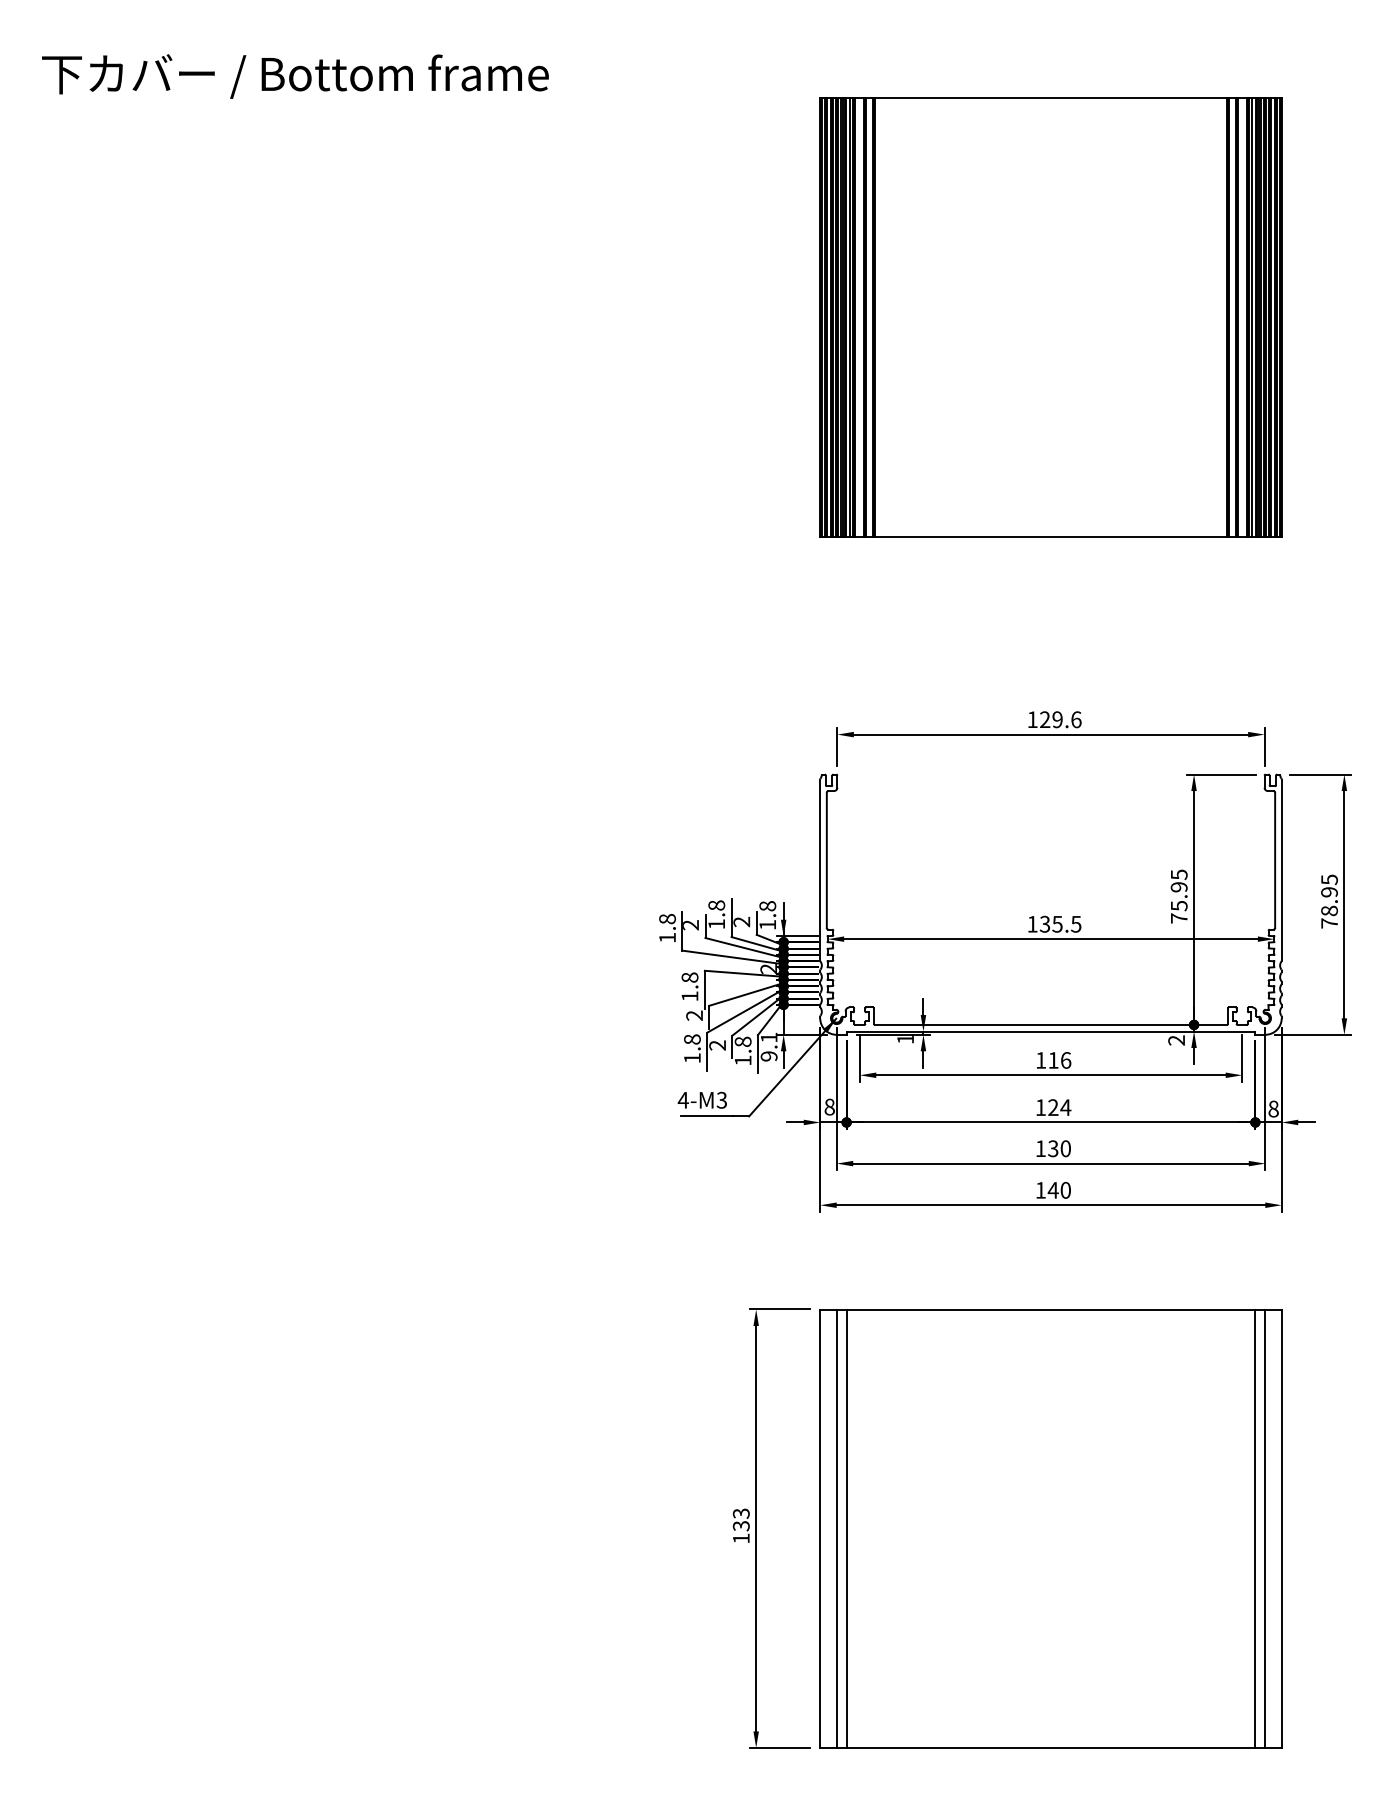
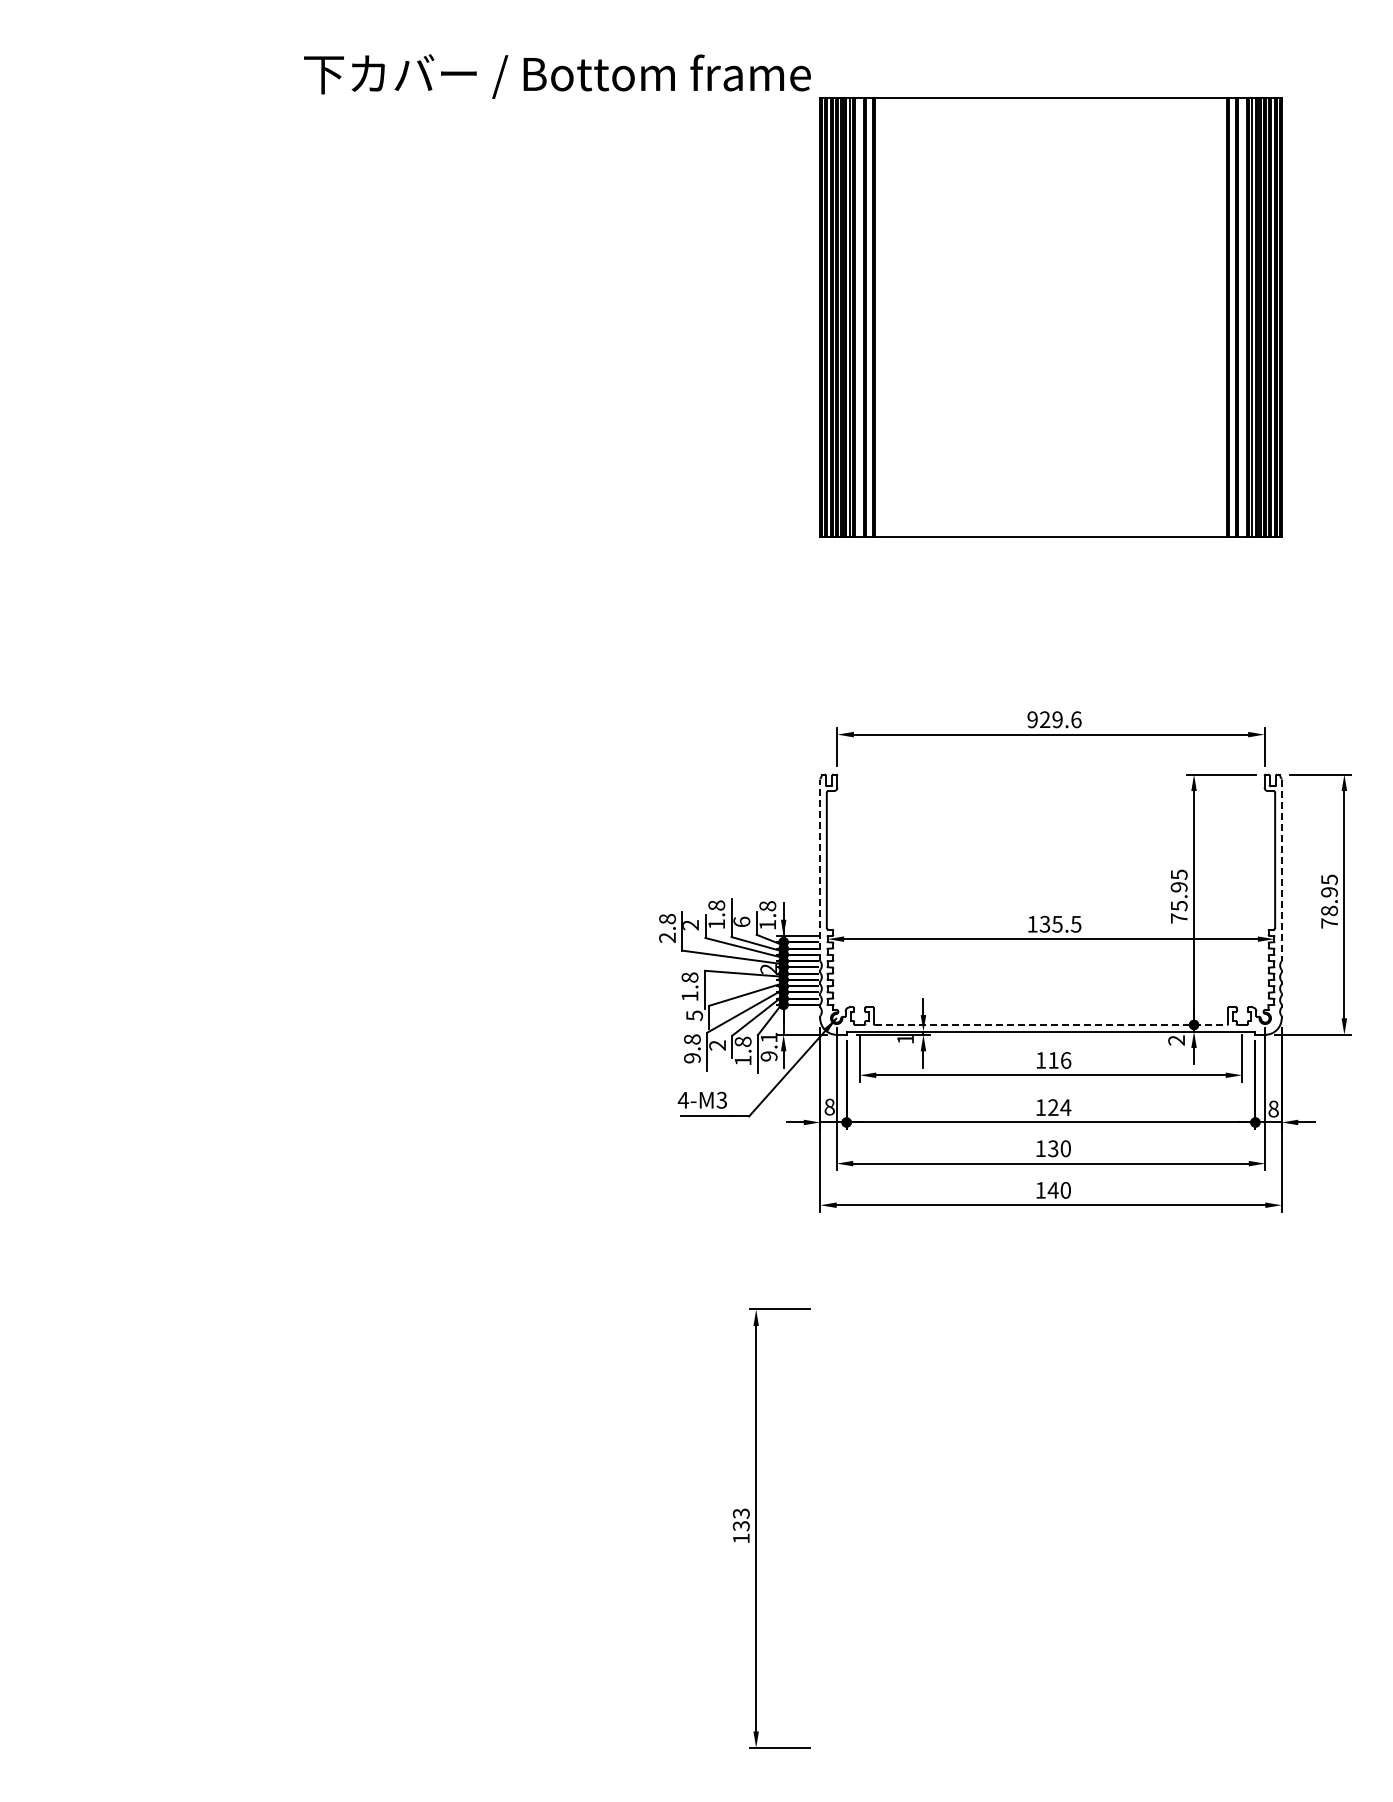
text position: (295, 76) -> (557, 76) (557, 76)
text: 129.6 -> 929.6 (1032, 719)
line: solid -> dashed (820, 870)
line: solid -> dashed (1281, 870)
text: 2 -> 6 (741, 921)
text: 1.8 -> 2.8 (667, 937)
text: 2 -> 5 (694, 1015)
line: solid -> dashed (1051, 1024)
text: 1.8 -> 9.8 (692, 1058)
part: present -> none (1050, 1528)
